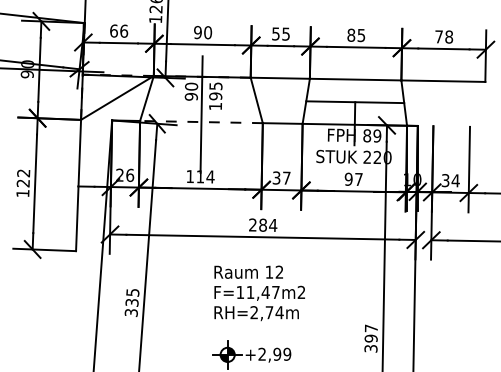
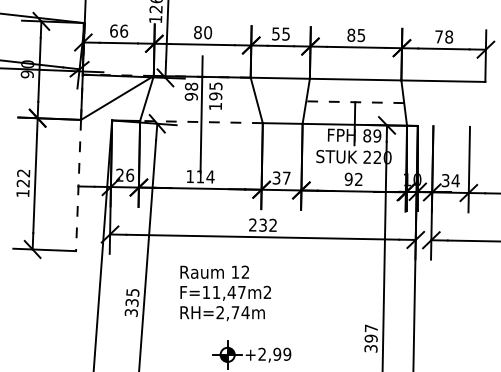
text: 90 -> 80 (197, 32)
text: 90 -> 98 (191, 86)
line: solid -> dashed (355, 102)
text: 97 -> 92 (358, 178)
line: solid -> dashed (78, 185)
text: 284 -> 232 (268, 224)
text position: (259, 293) -> (225, 293) (225, 293)
